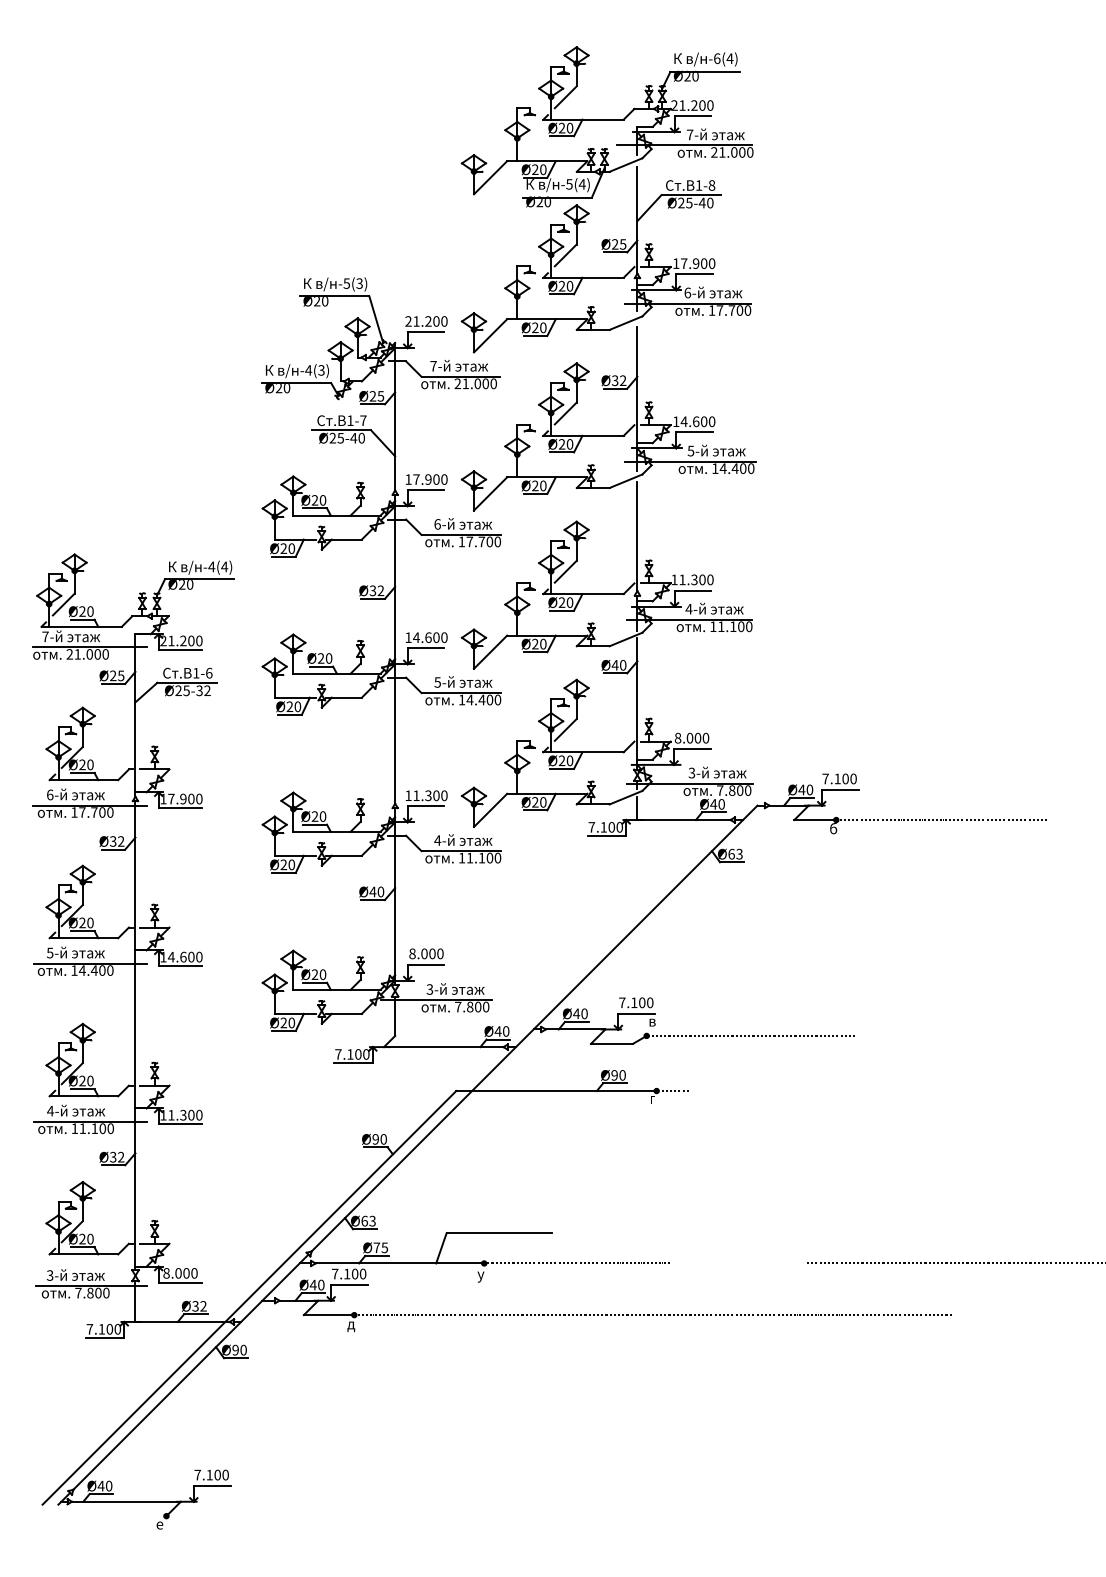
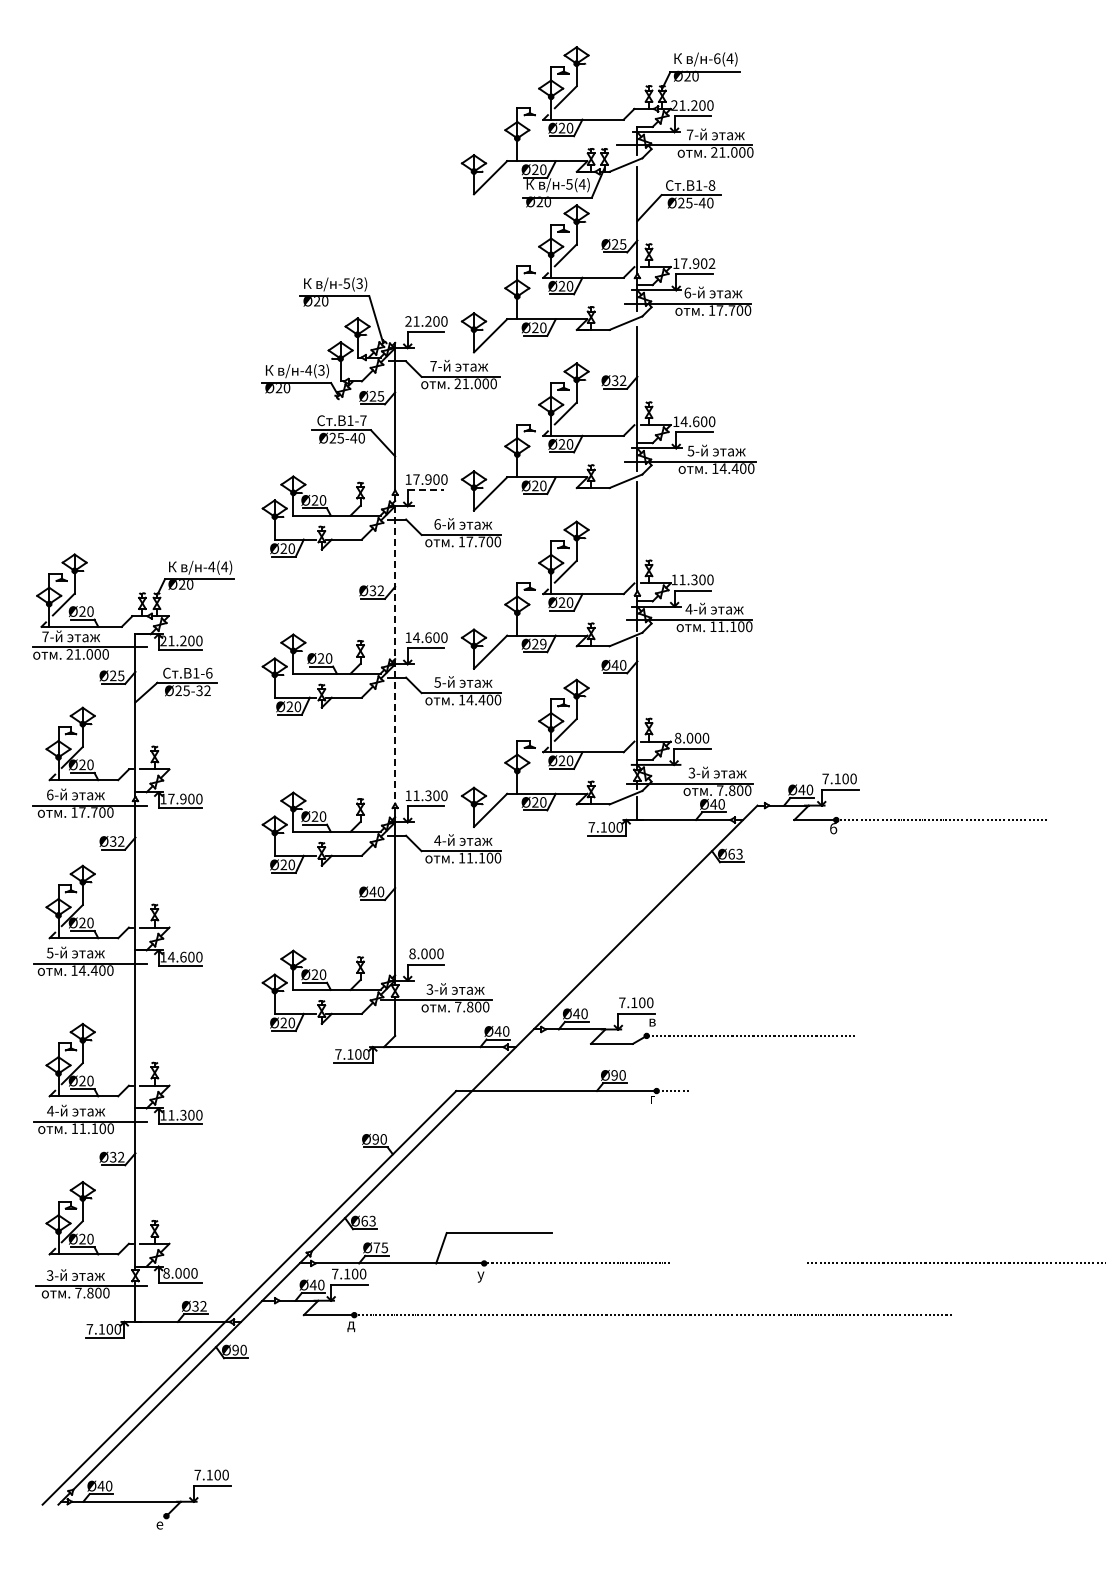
text: 17.900 -> 17.902 (711, 263)
line: solid -> dashed (426, 490)
text: Ø20 -> Ø29 (543, 644)
line: solid -> dashed (395, 649)
